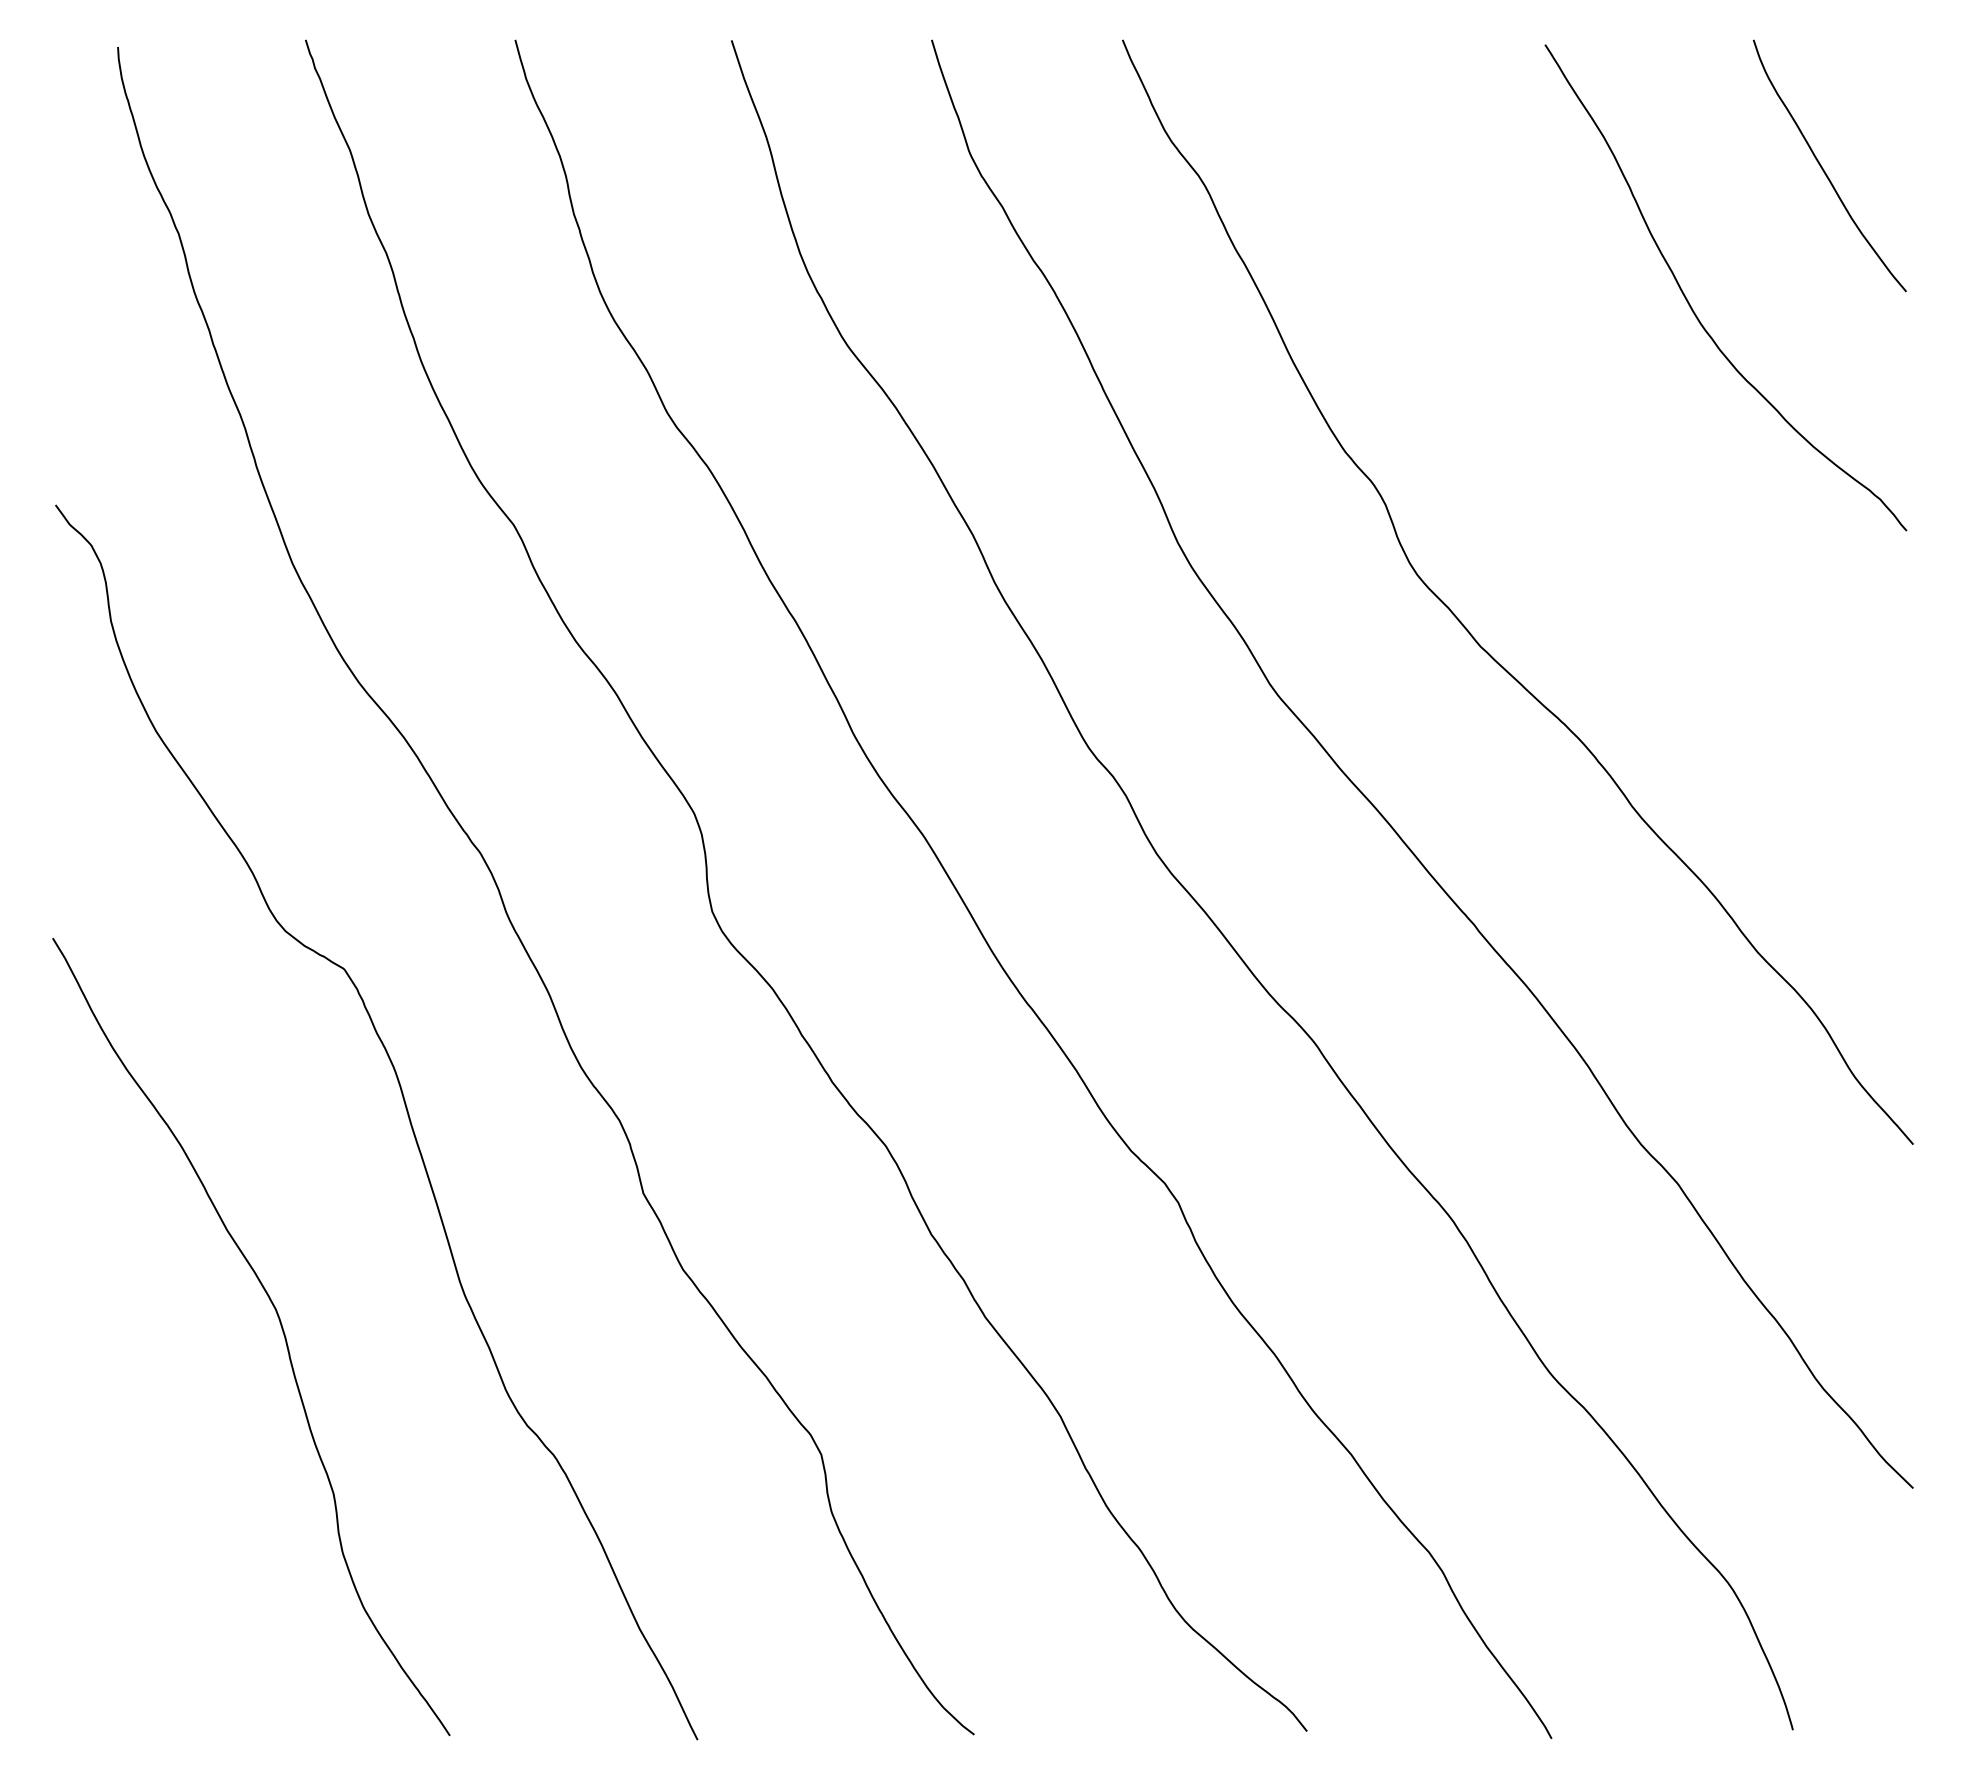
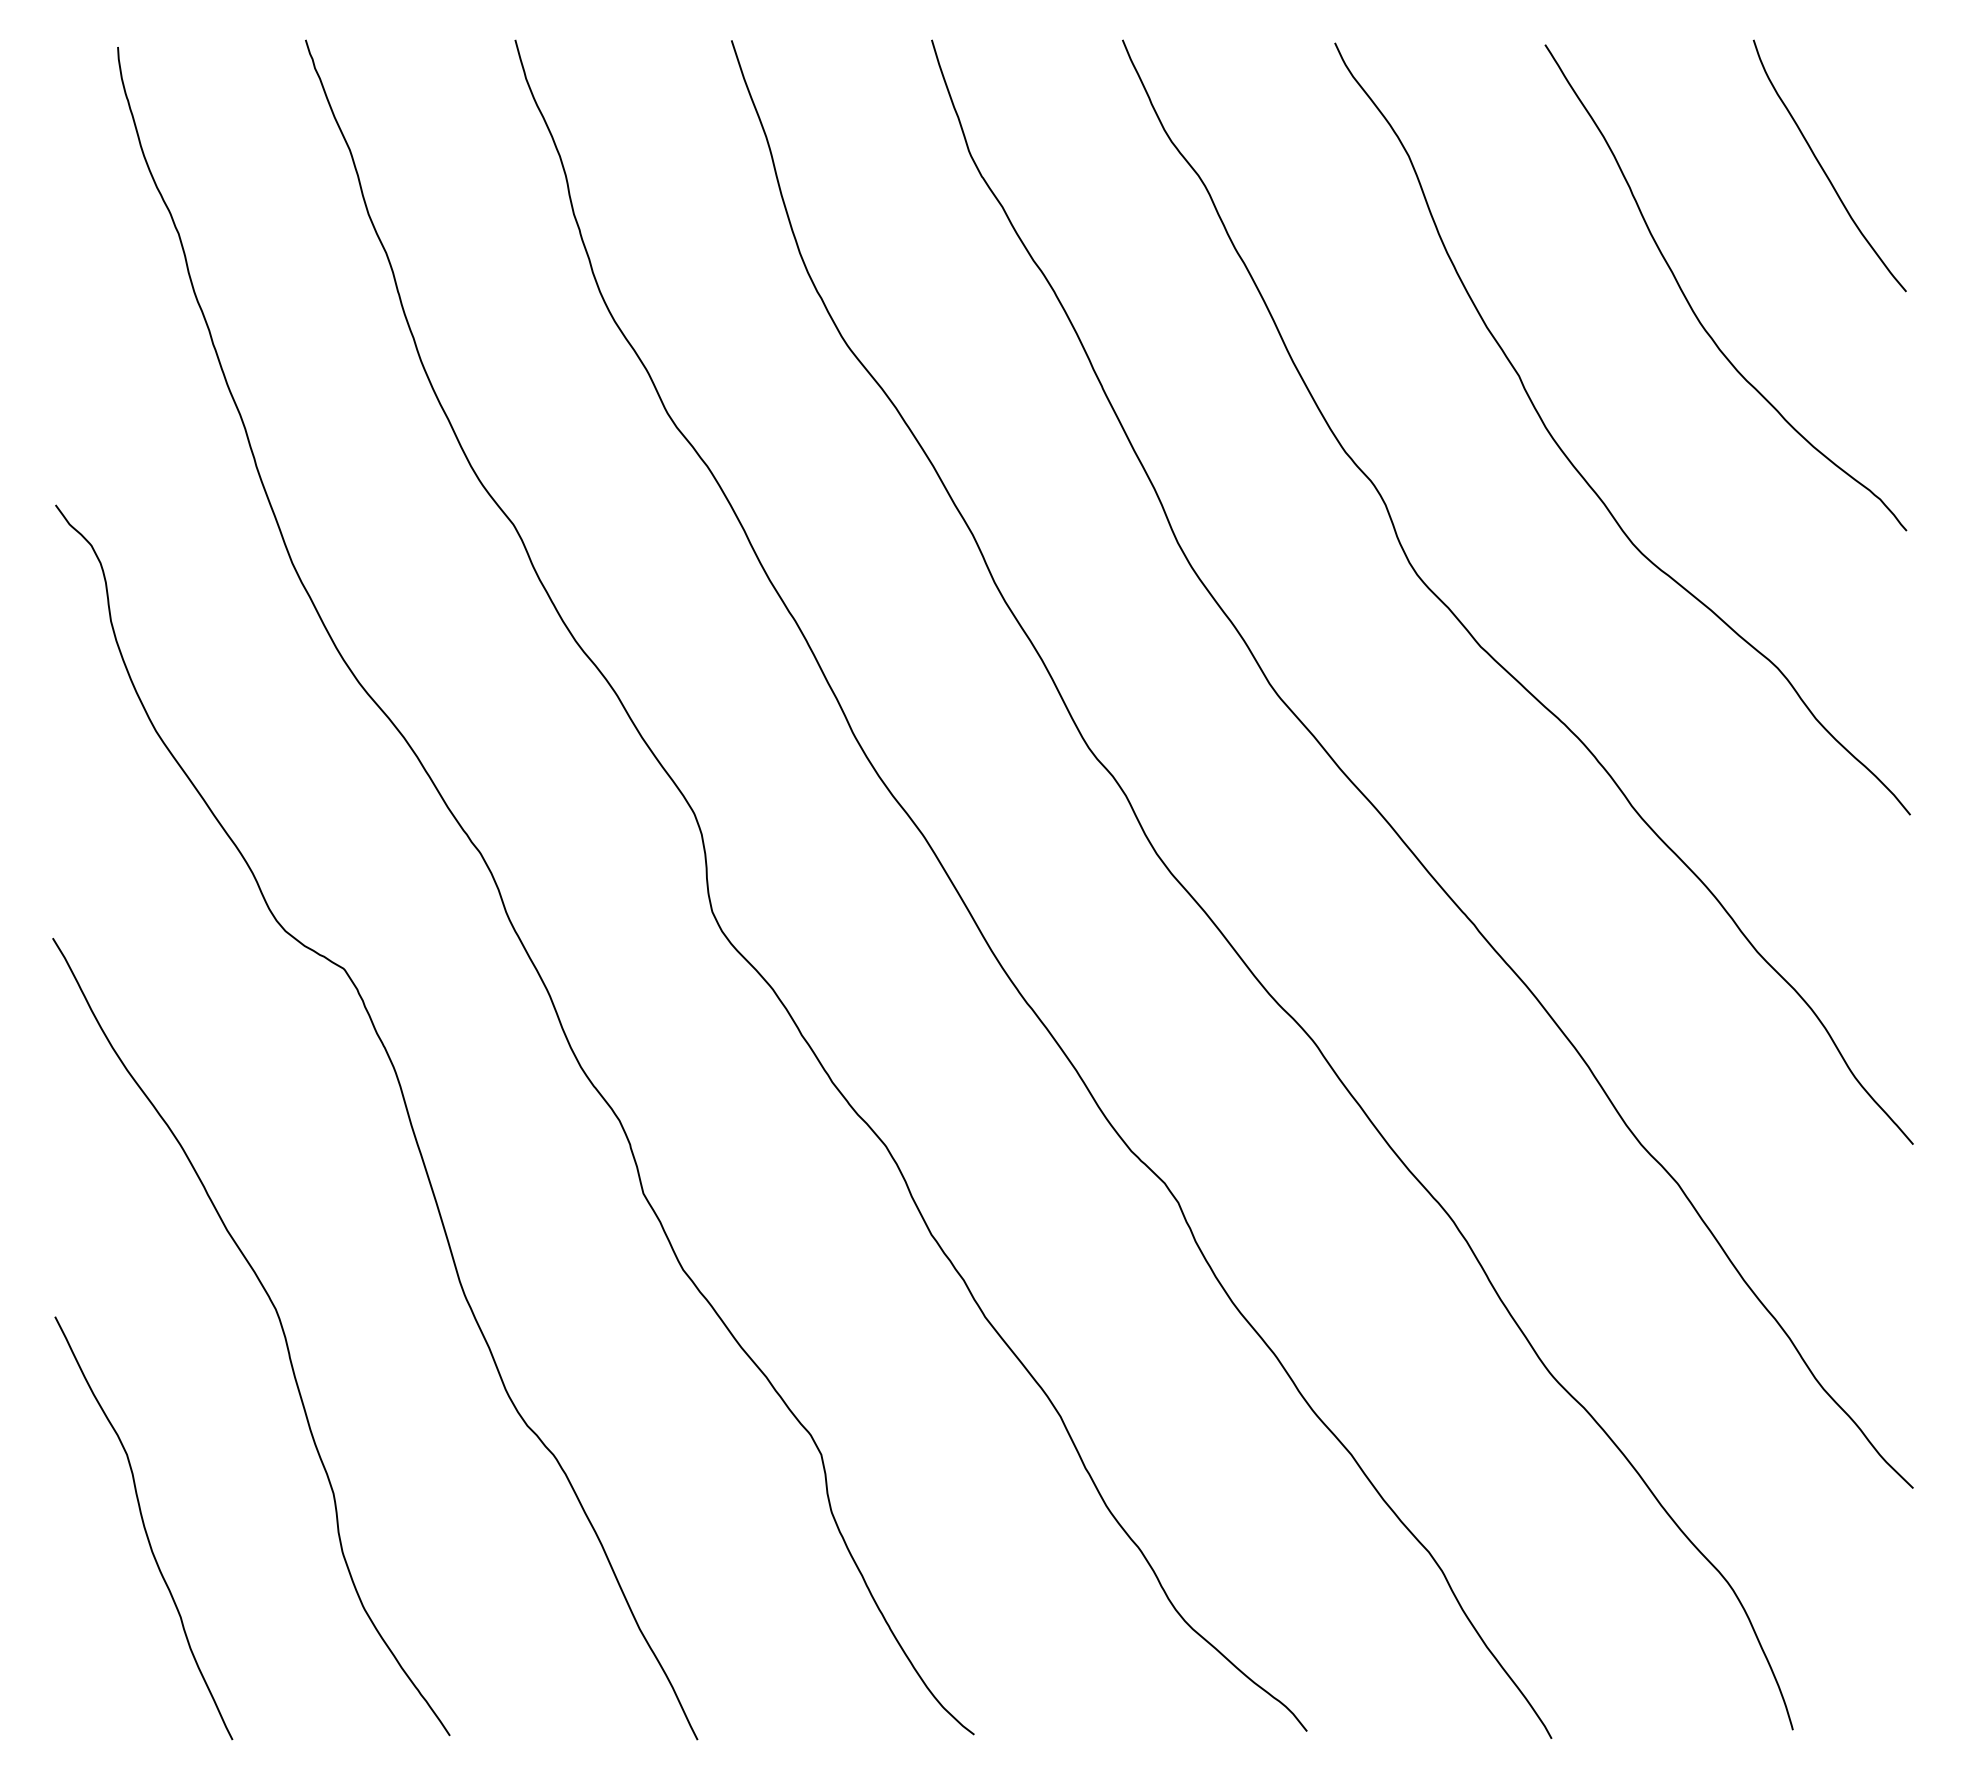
curve: none -> present (1575, 466)
curve: none -> present (143, 1528)
